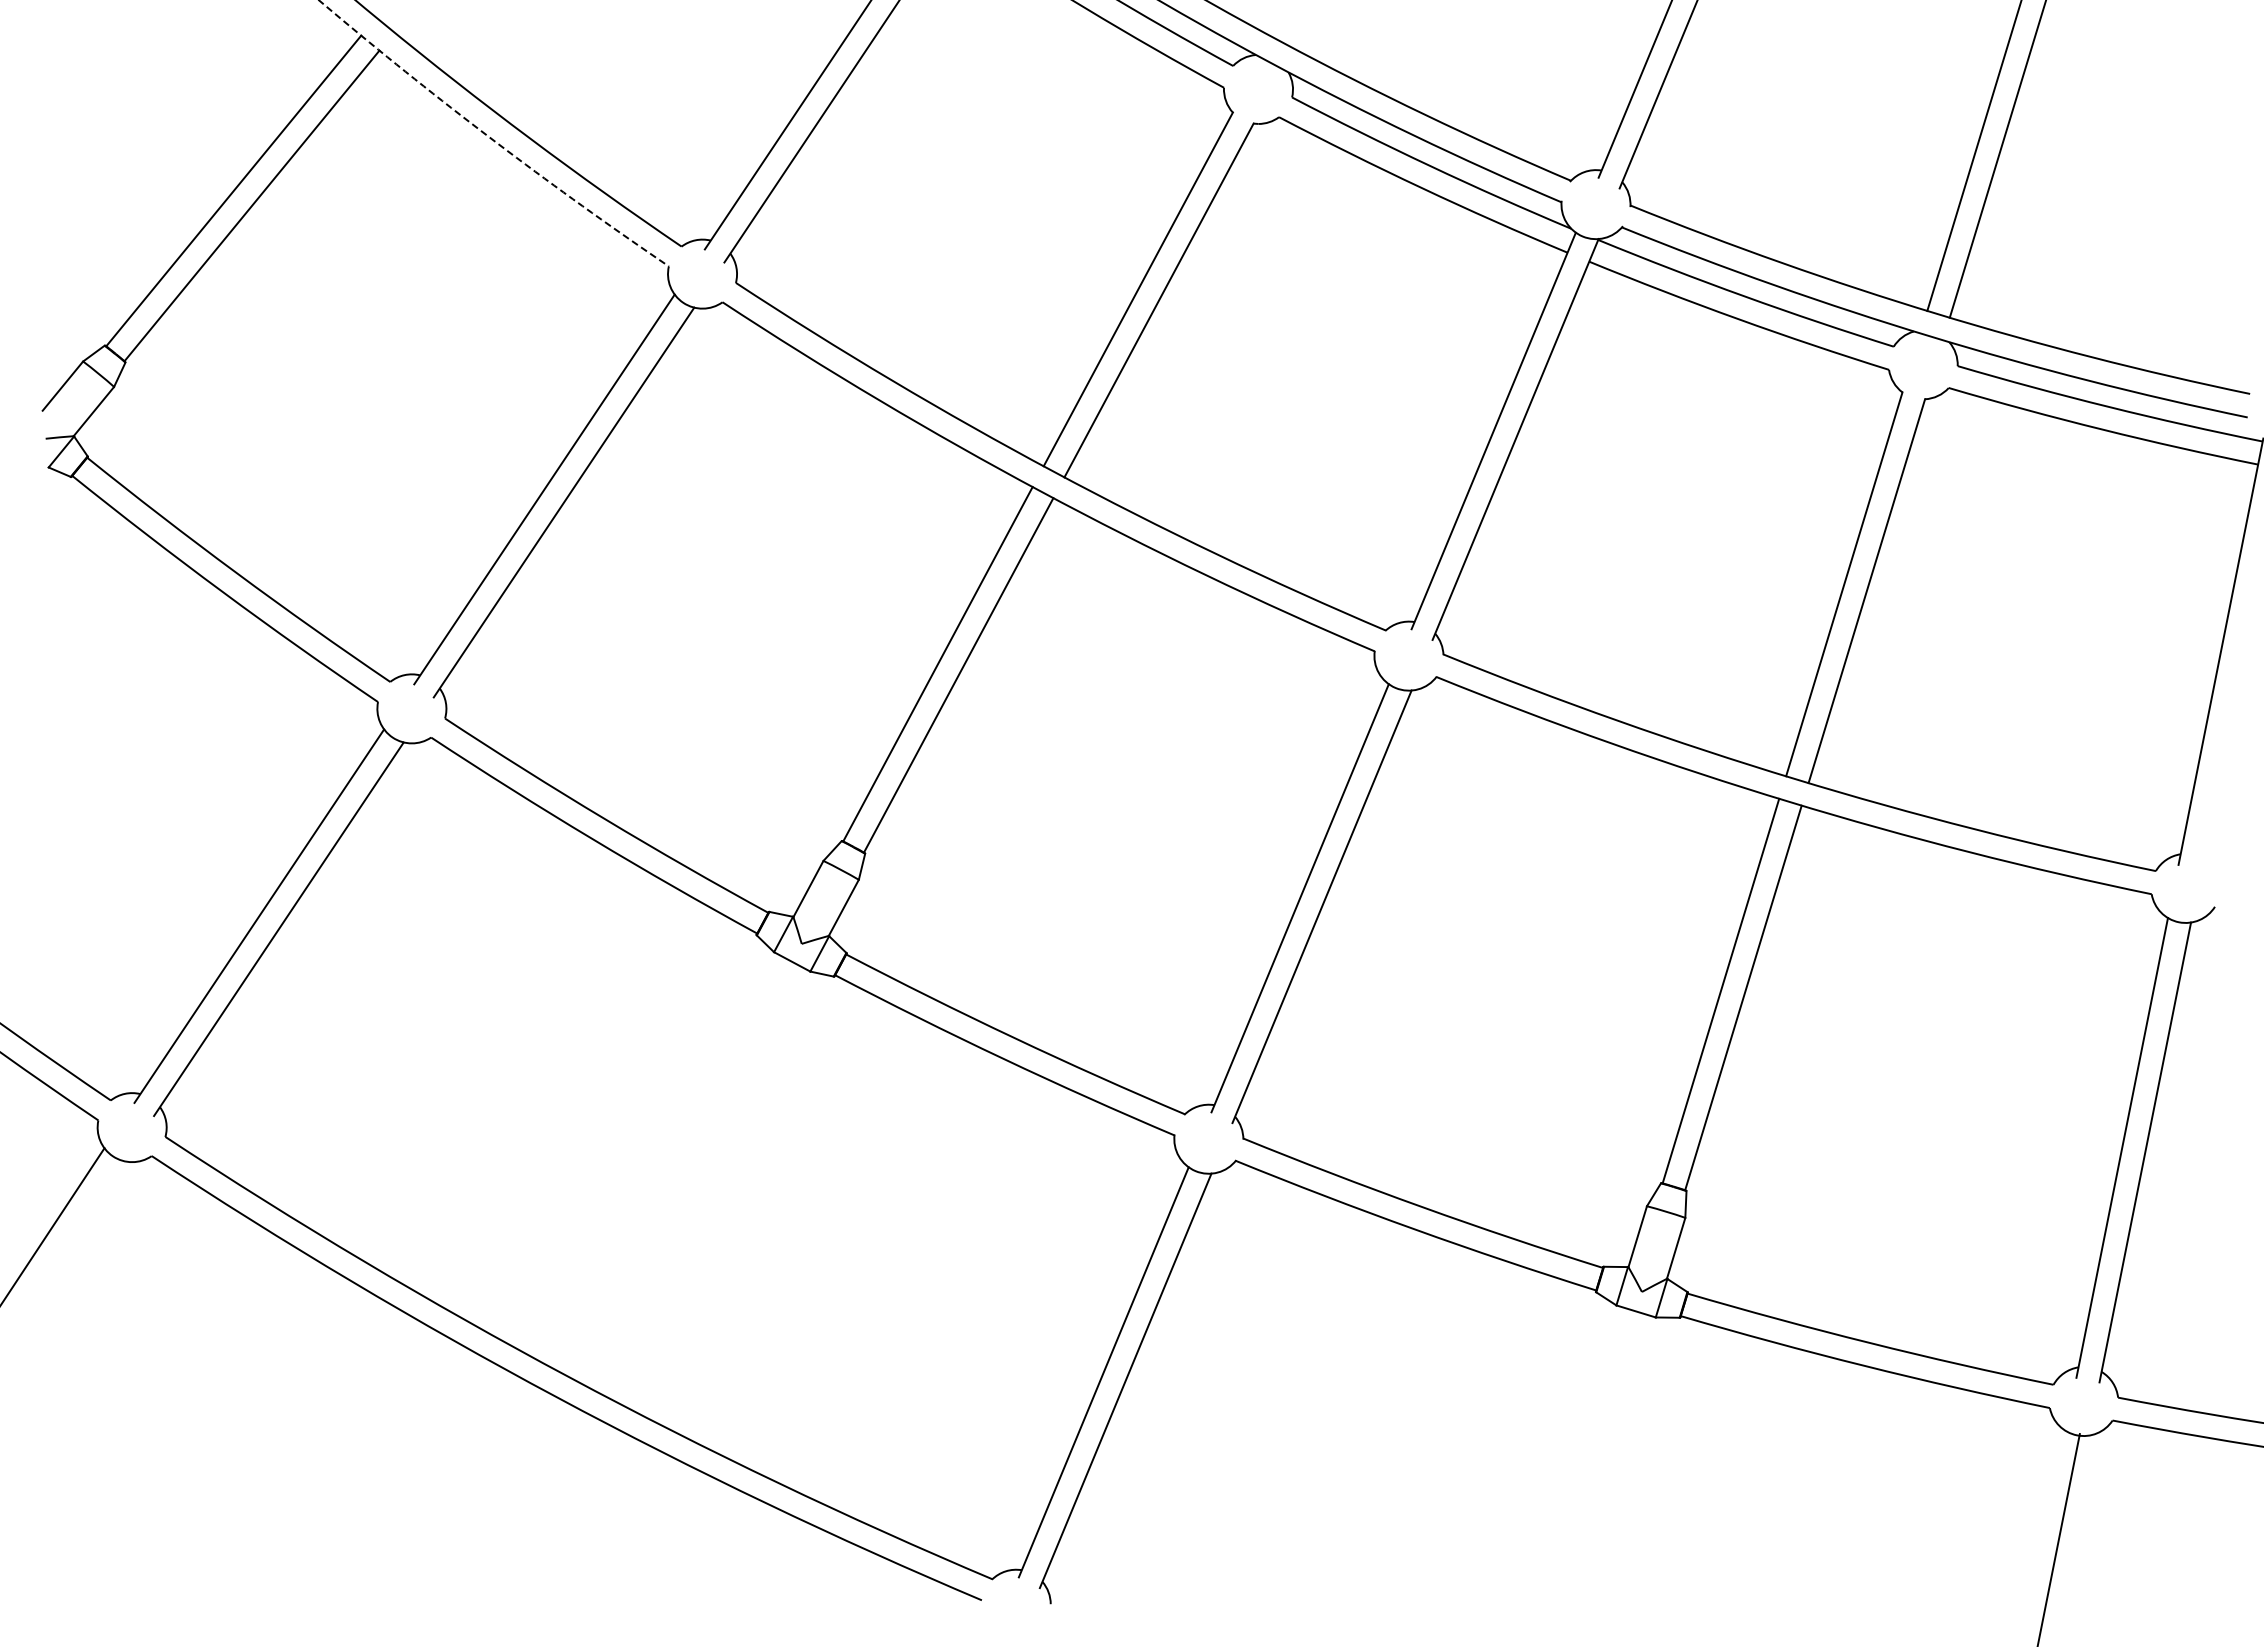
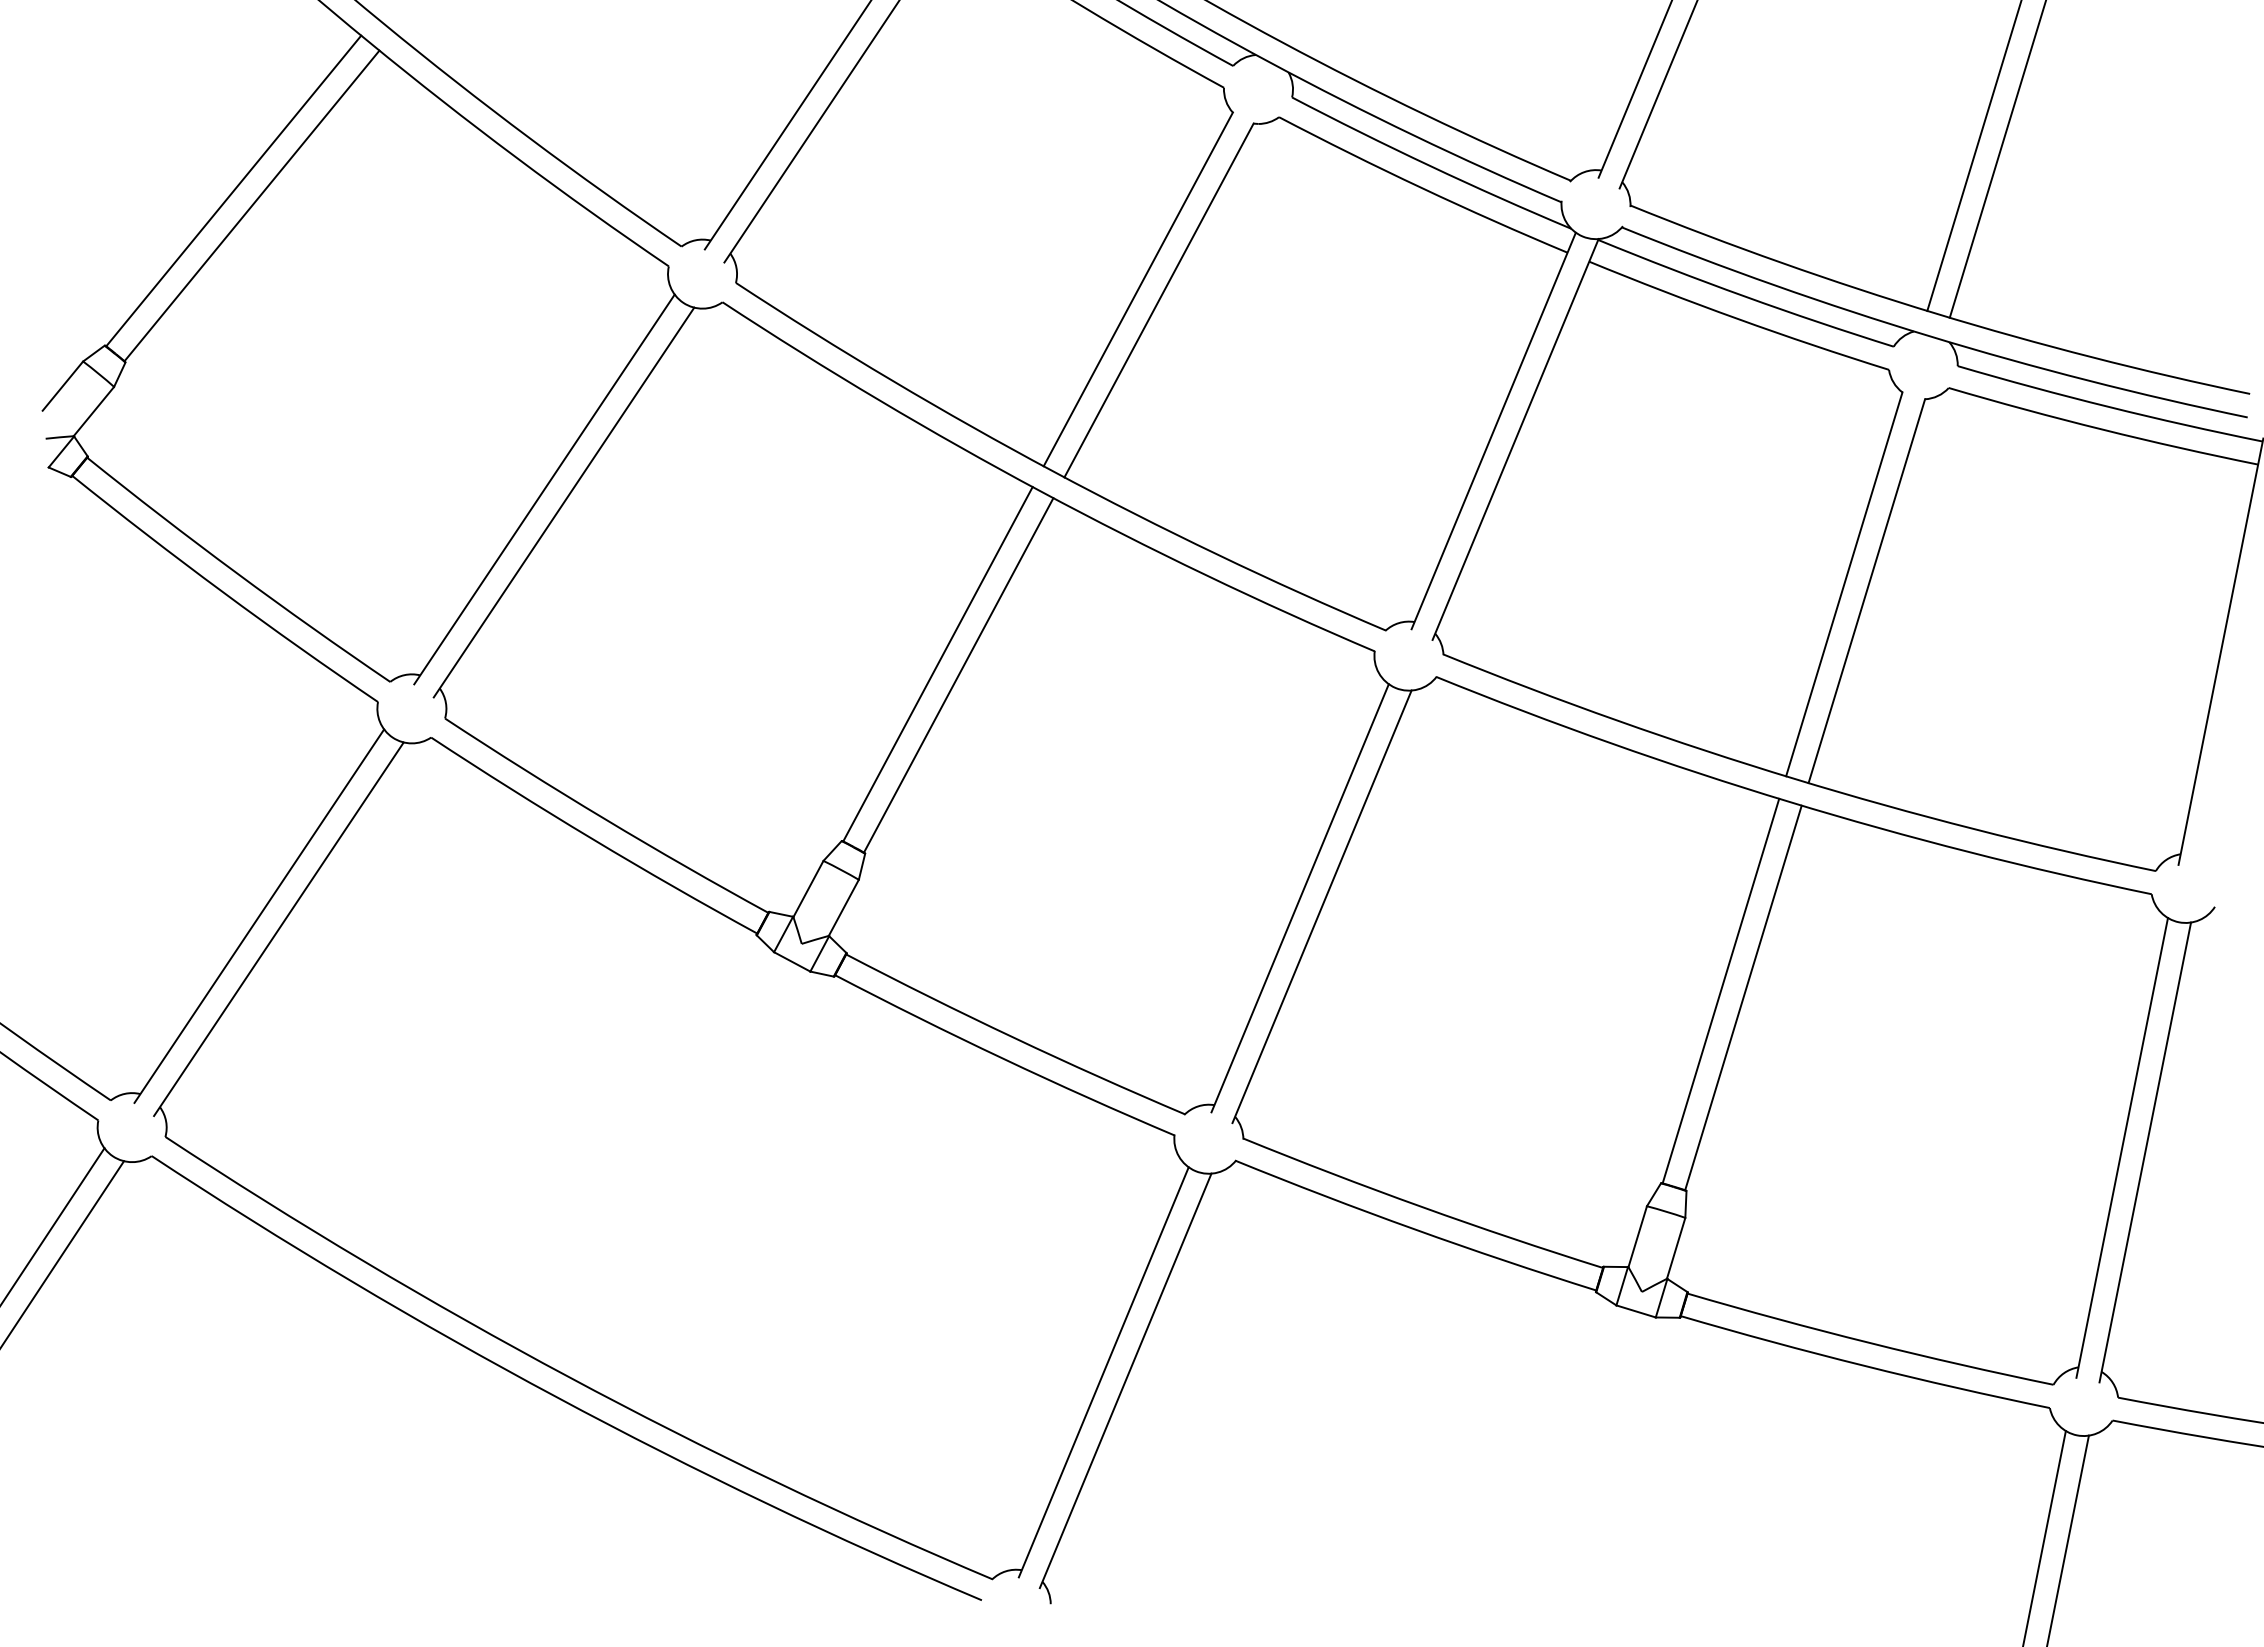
arc: dashed -> solid (490, 137)
line: none -> present (63, 1253)
line position: (2058, 1538) -> (2044, 1537) (2044, 1537)
line: none -> present (2067, 1539)
